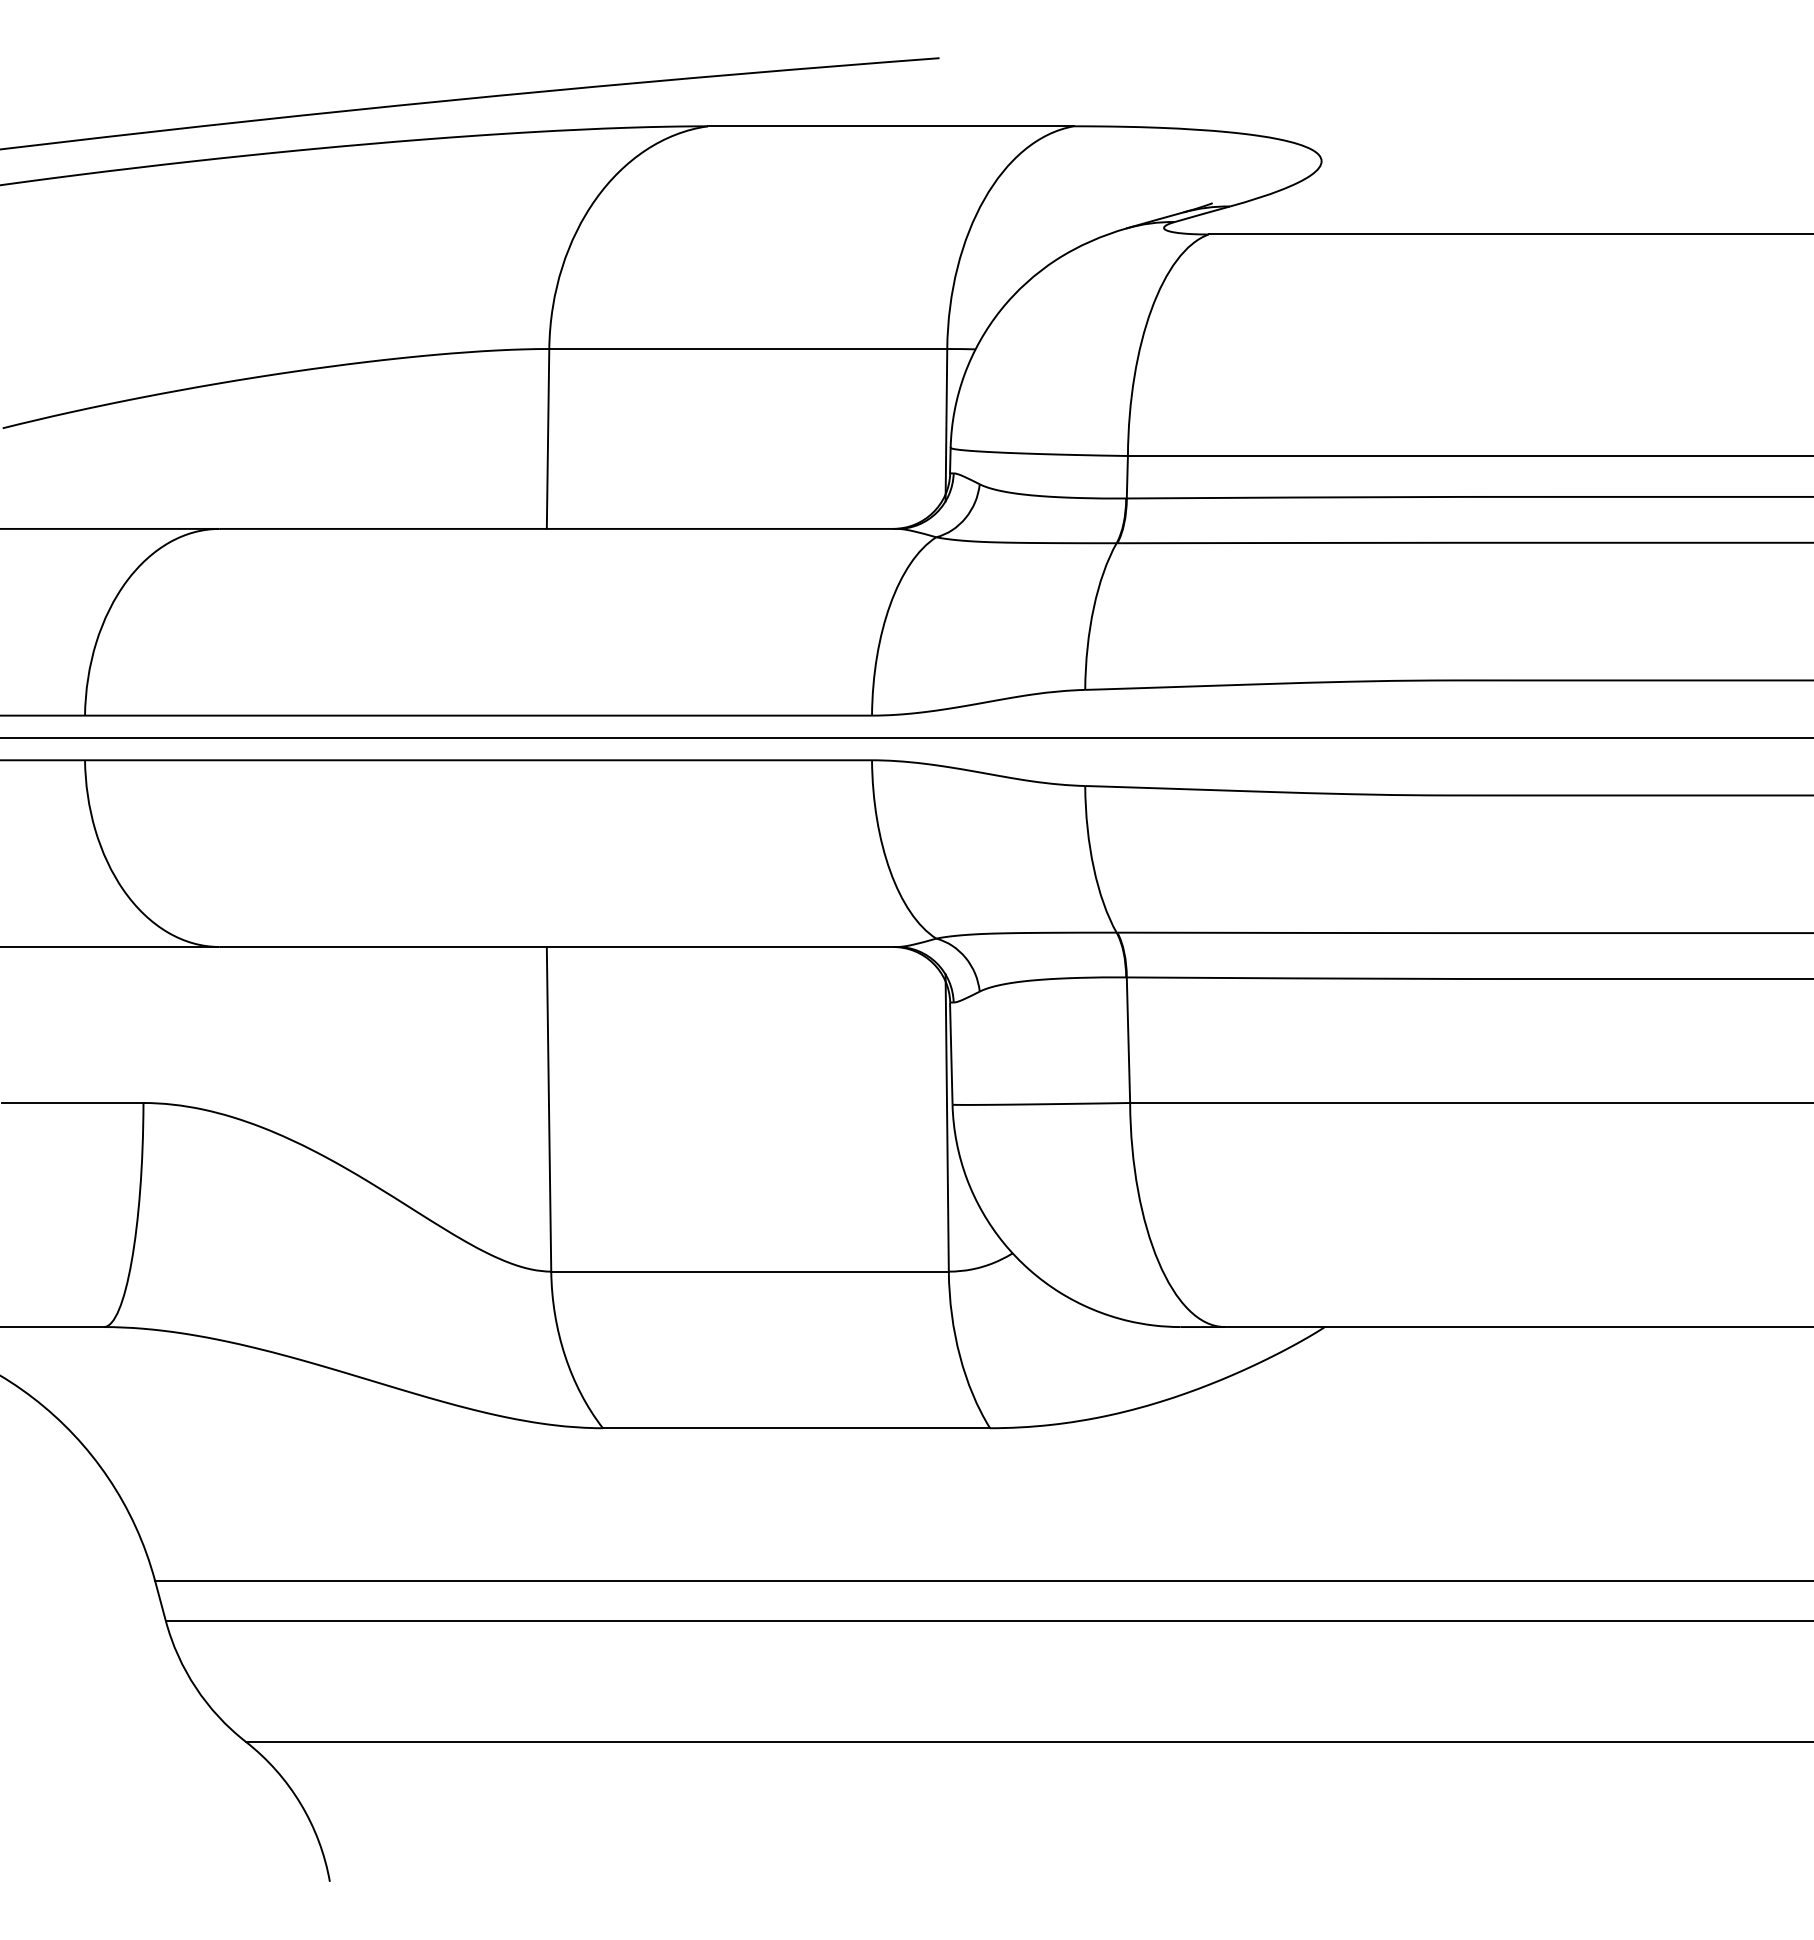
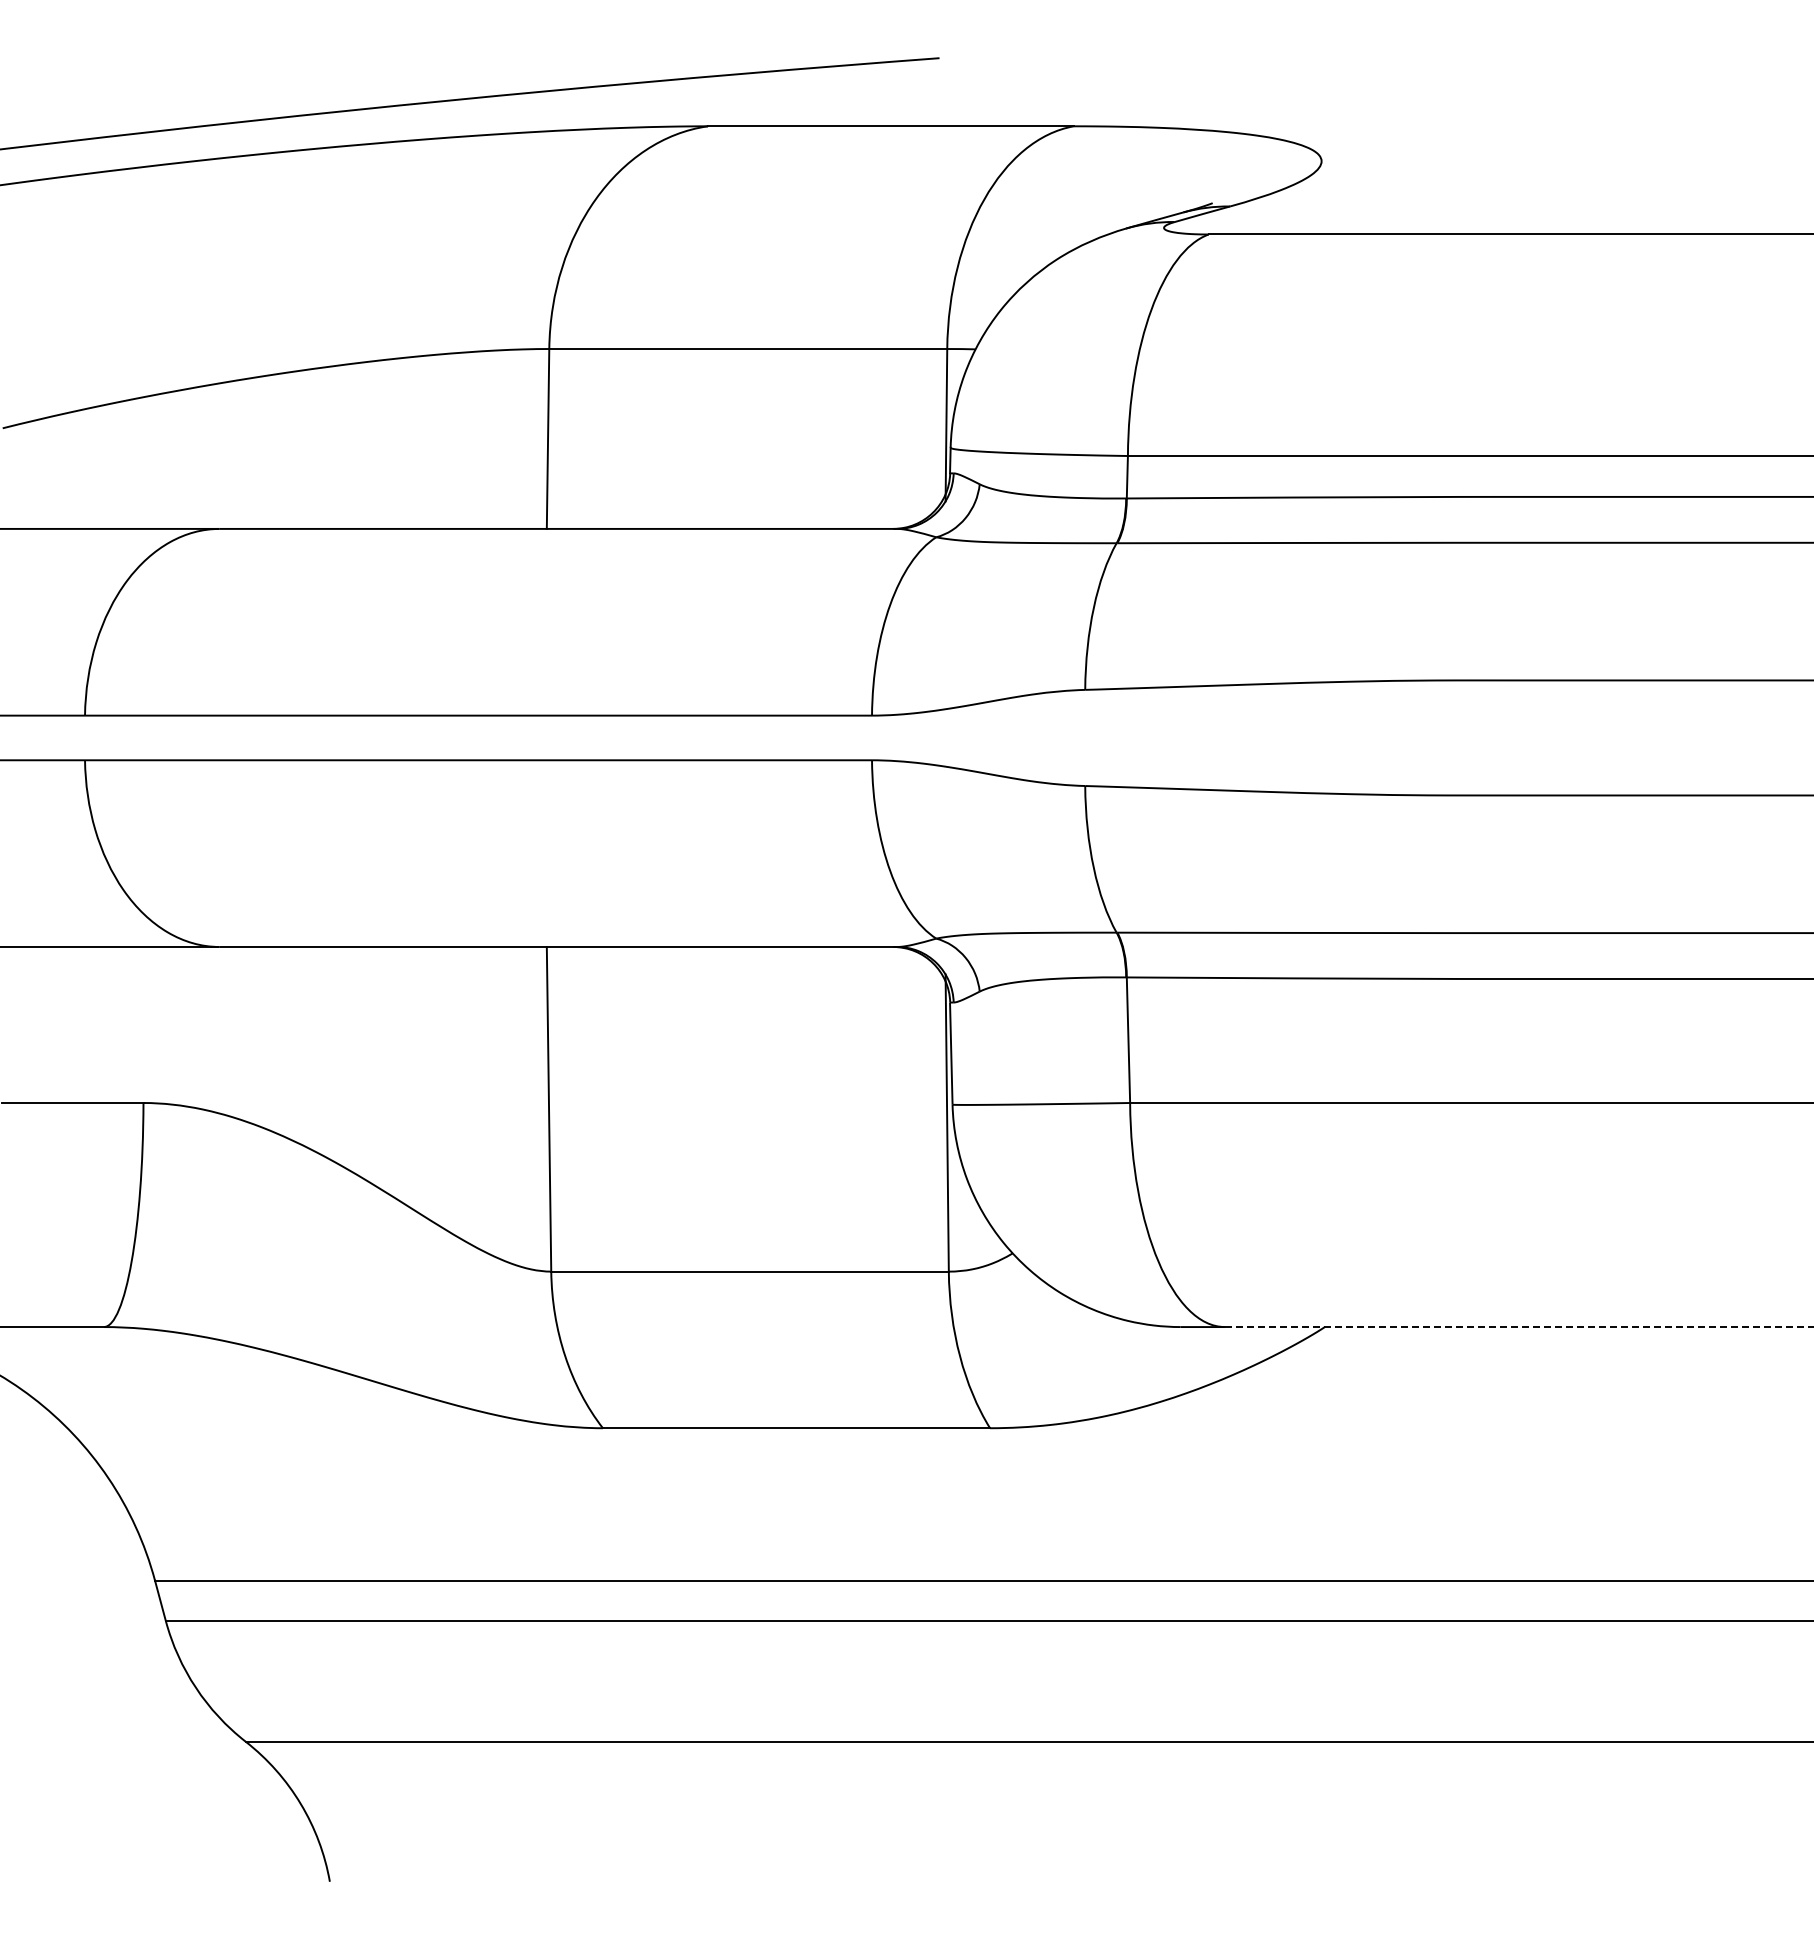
line: present -> none (906, 737)
line: solid -> dashed (1519, 1327)
